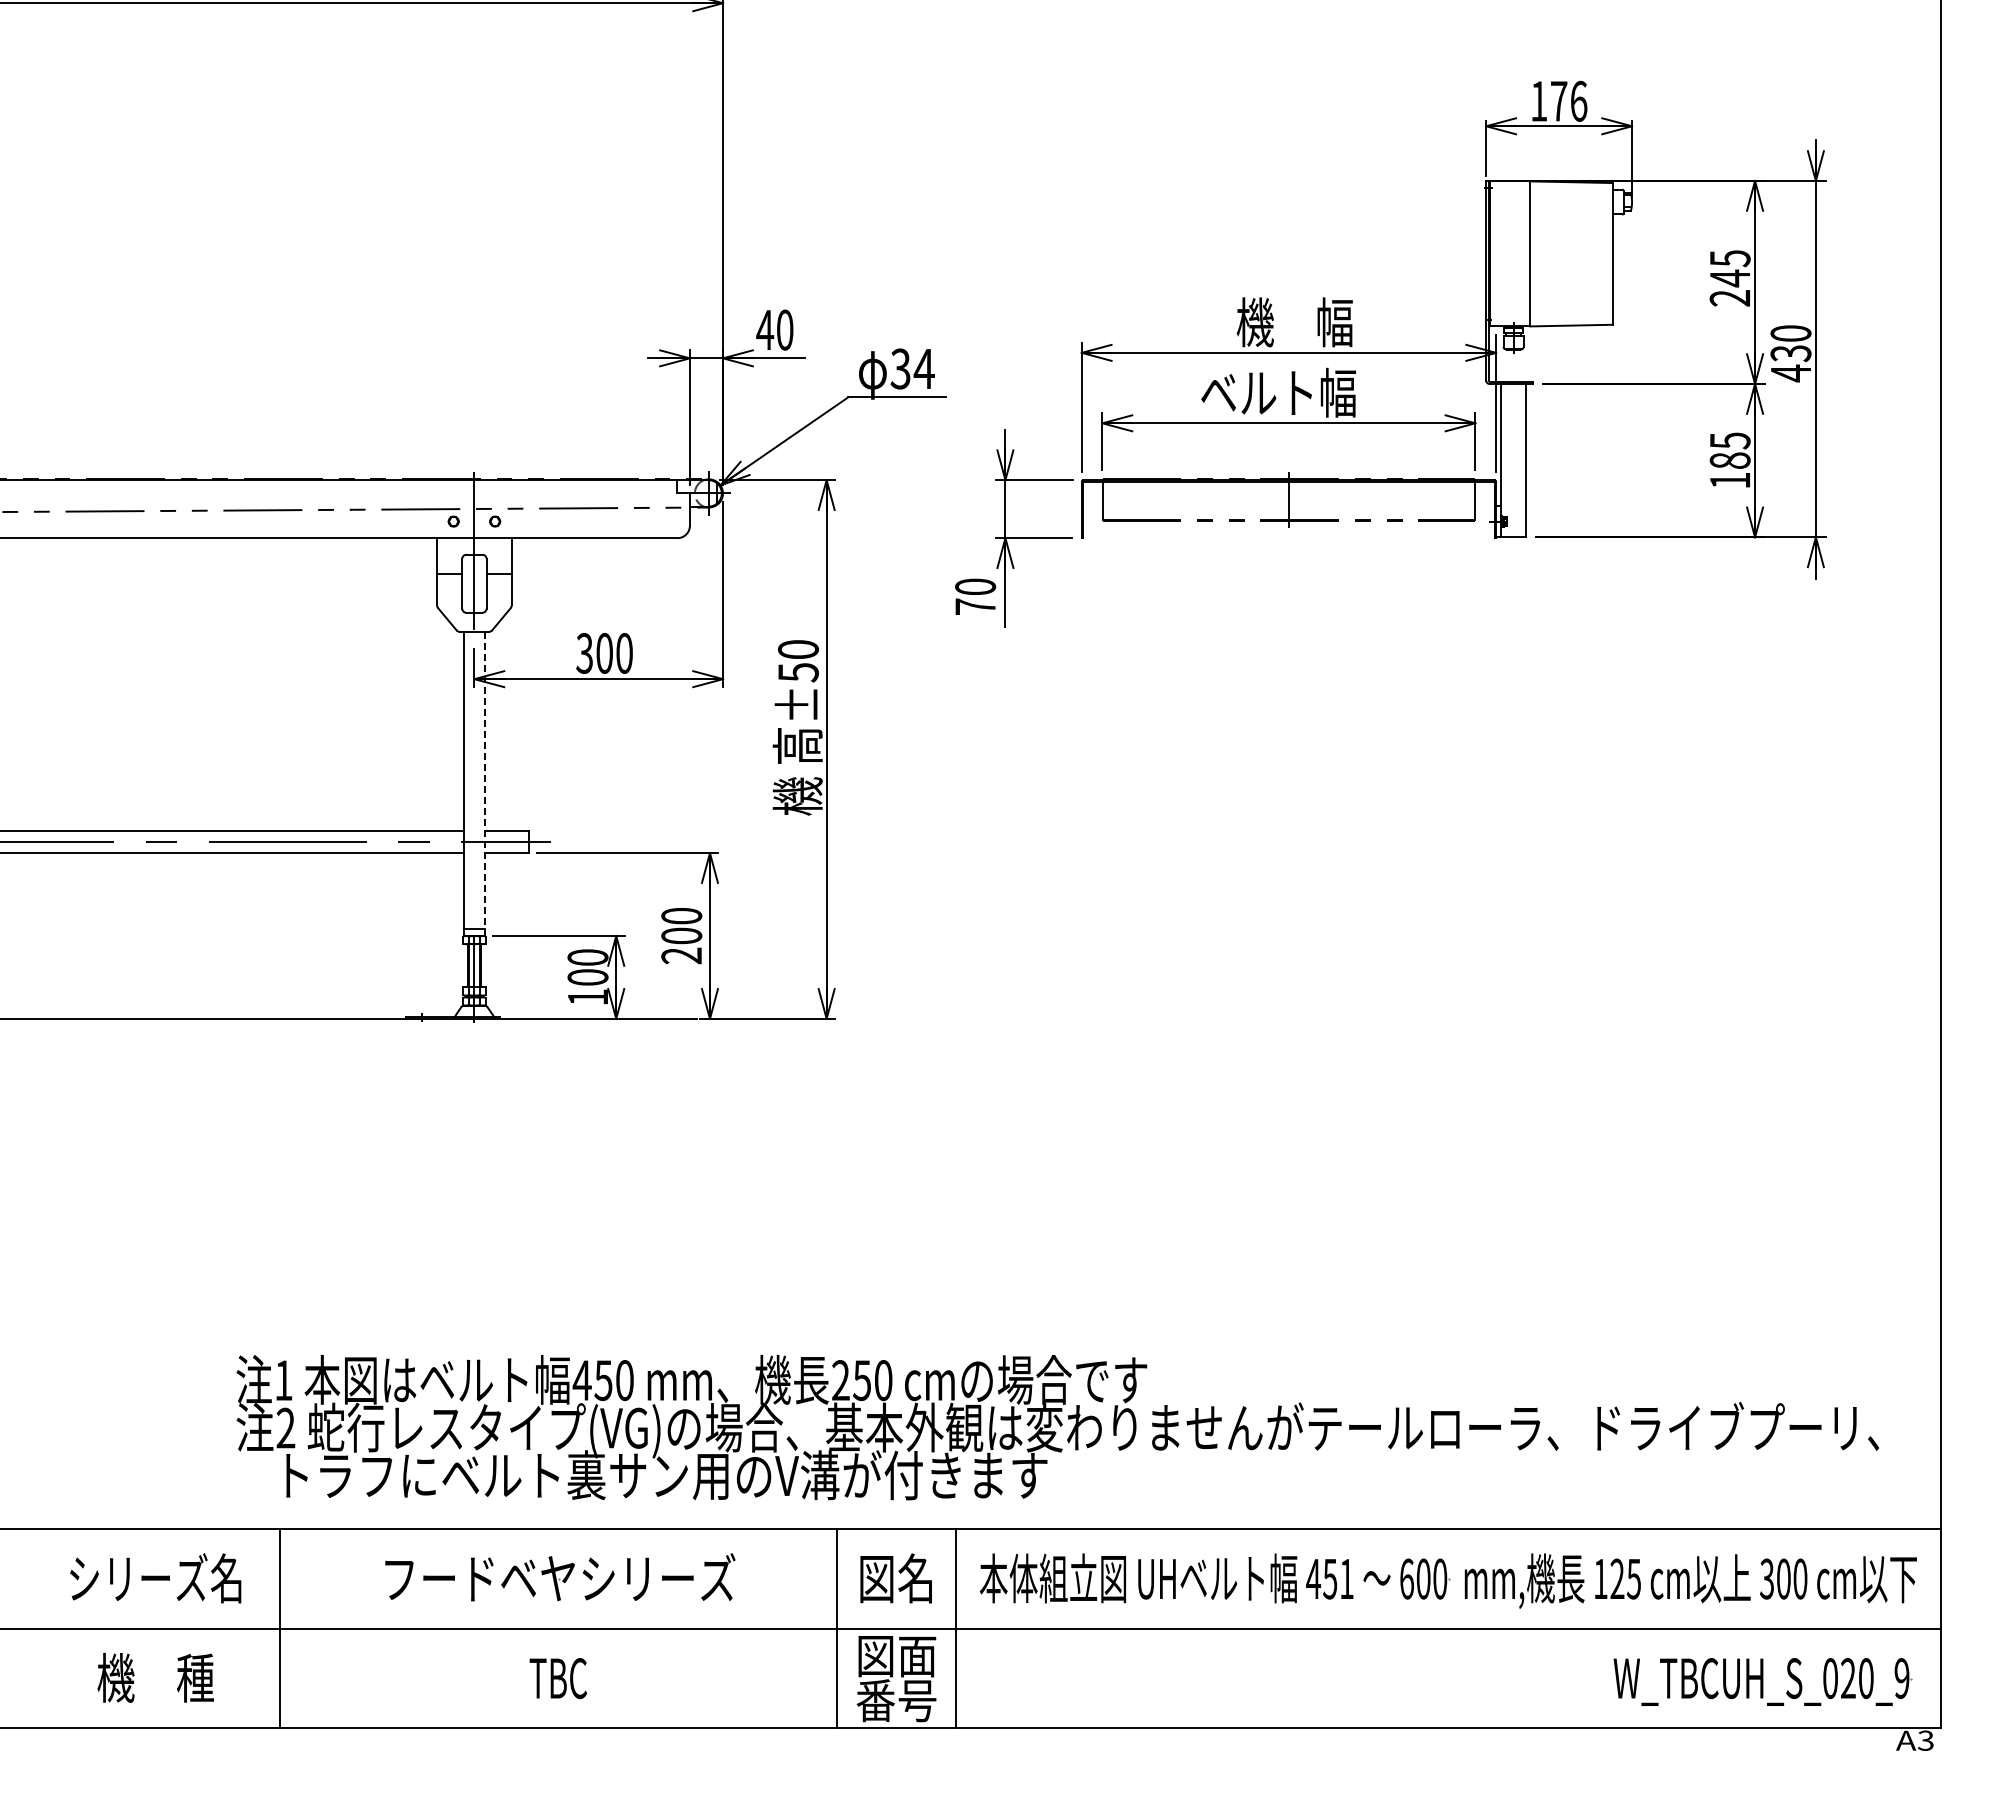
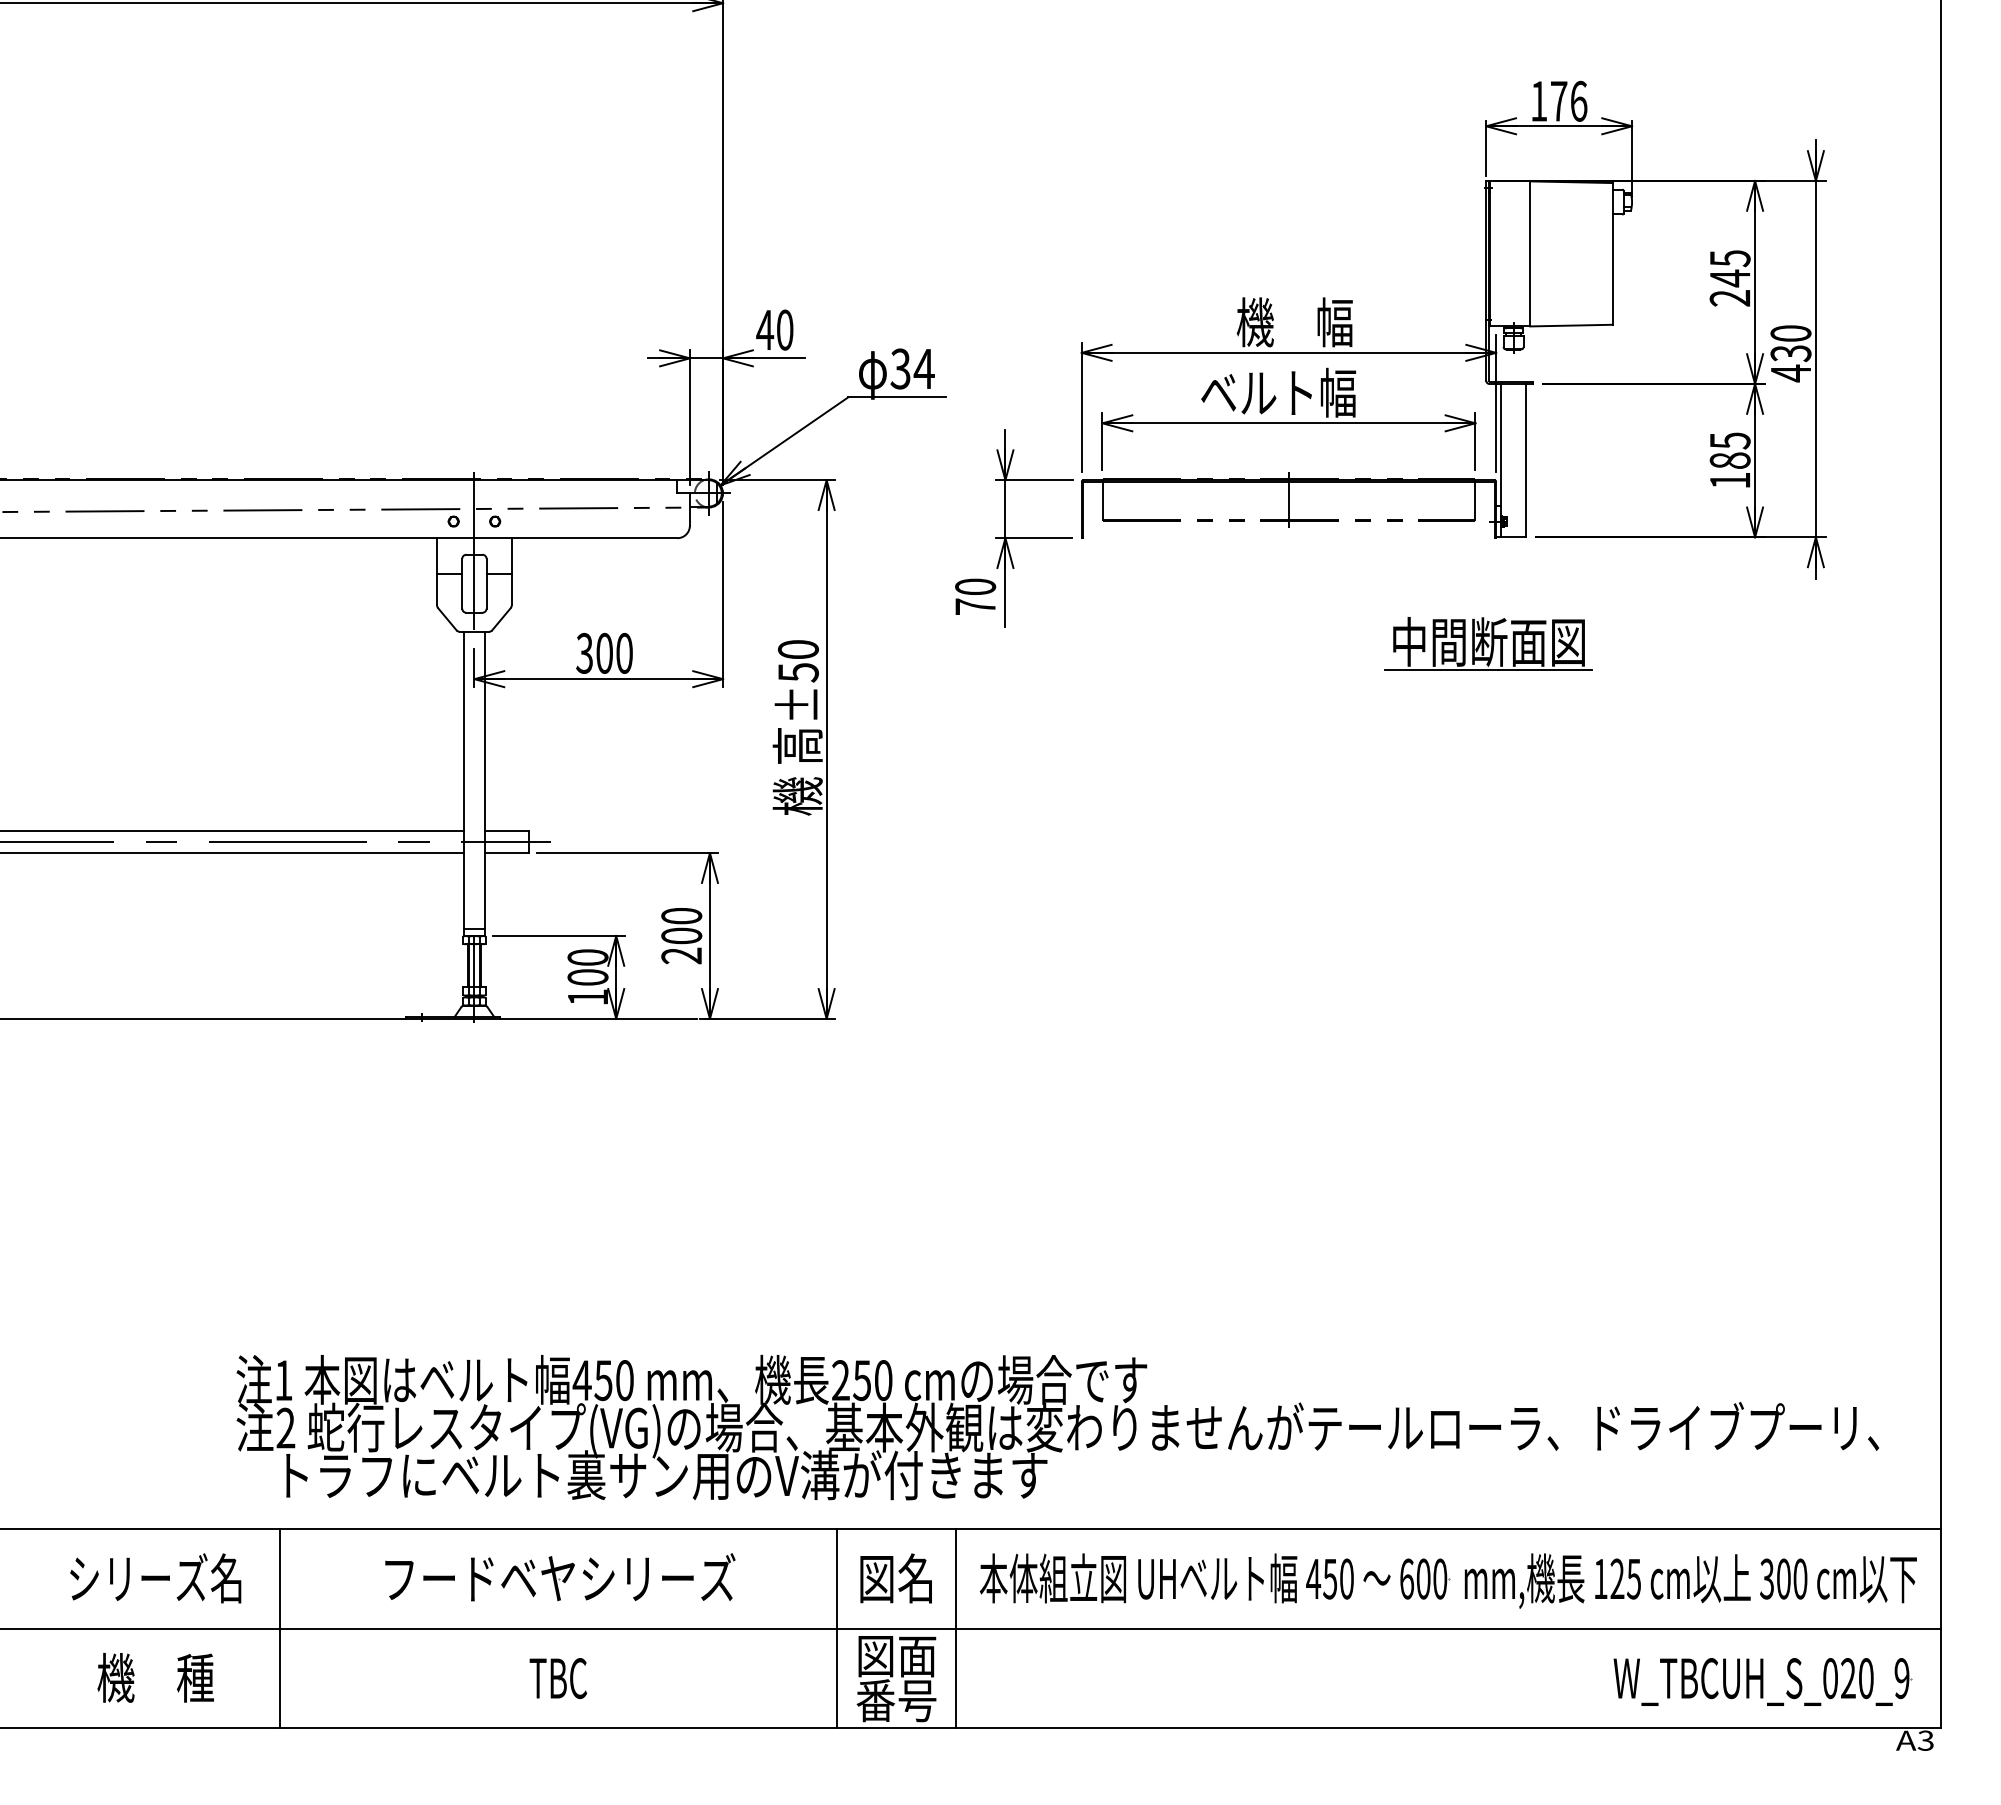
part: none -> present (1488, 643)
line: dashed -> solid (484, 783)
text: 451 -> 450 (1346, 1578)
